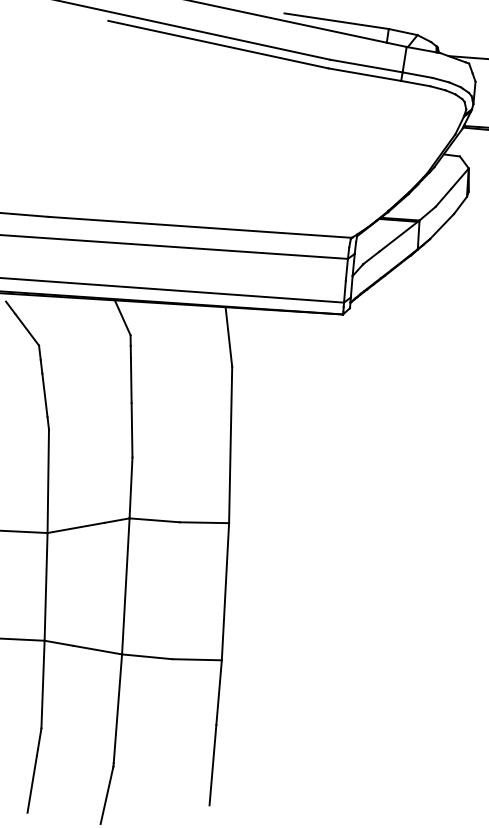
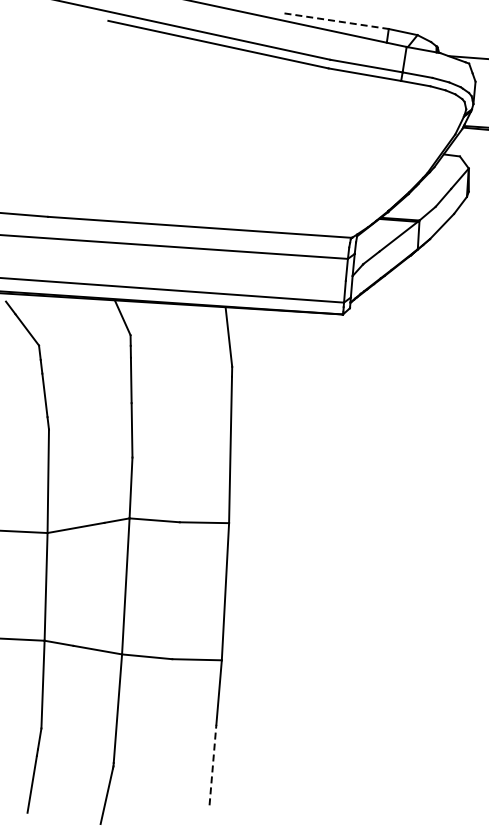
line: solid -> dashed (336, 21)
line: solid -> dashed (213, 764)
